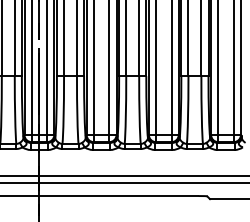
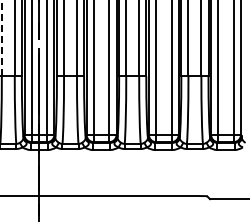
line: solid -> dashed (1, 38)
line: present -> none (124, 175)
line: present -> none (124, 182)
